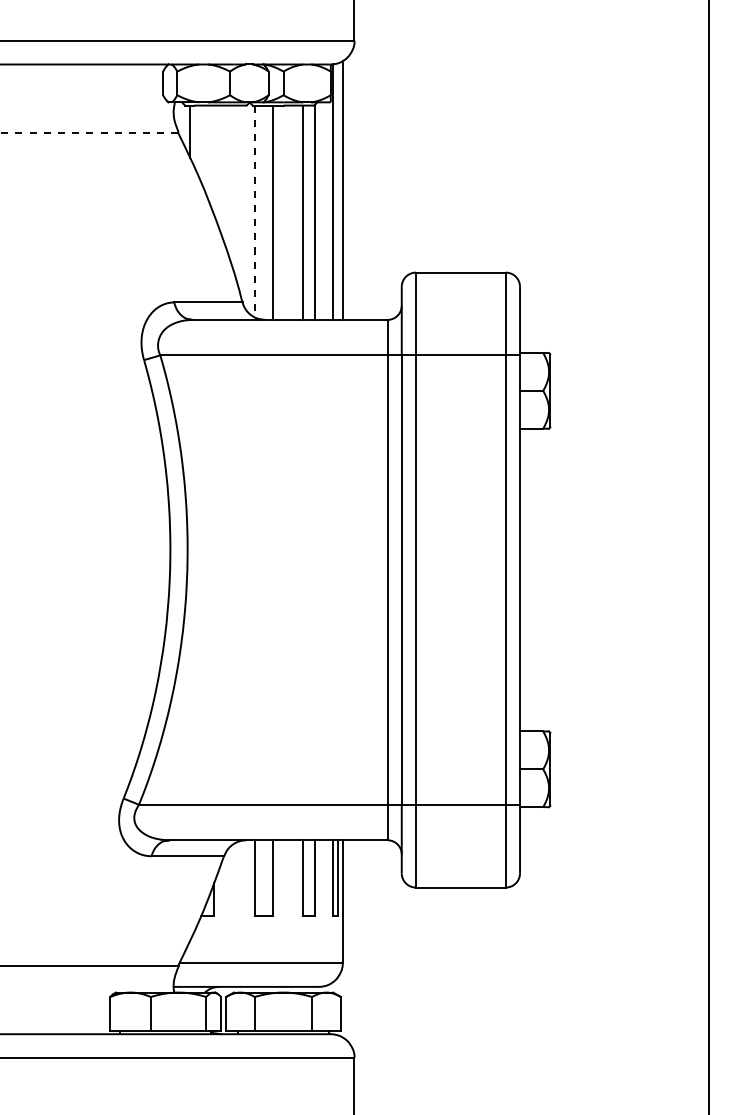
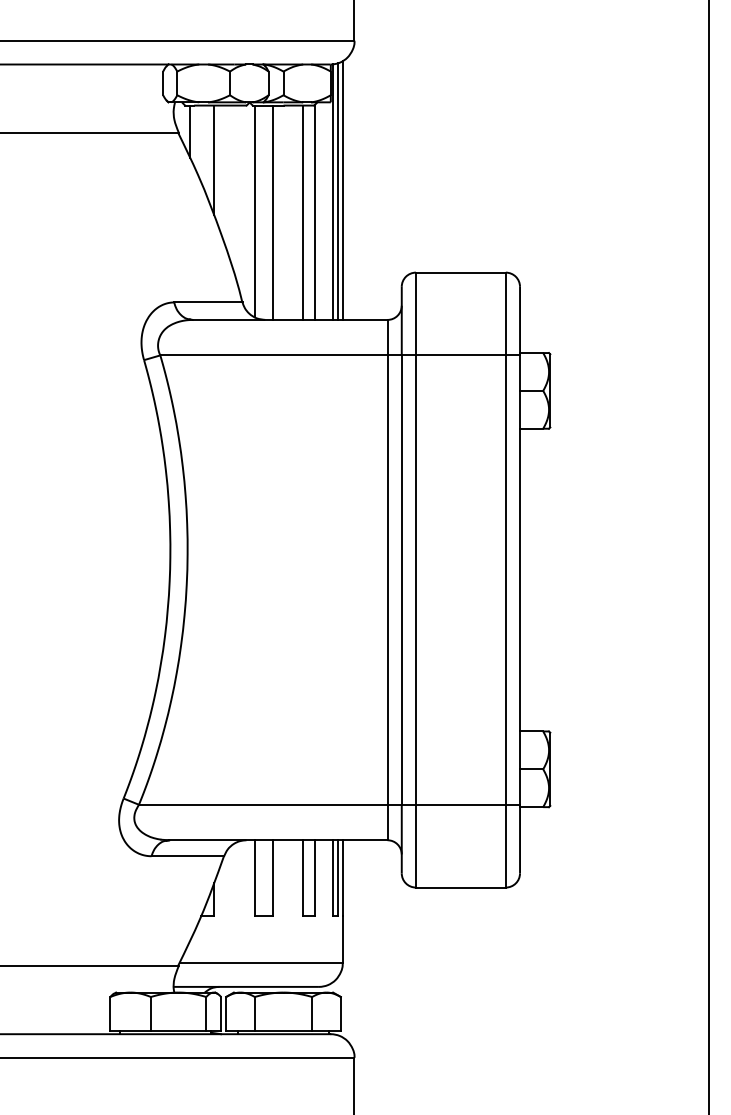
line: dashed -> solid (89, 132)
line: none -> present (213, 160)
line: none -> present (338, 191)
line: dashed -> solid (254, 211)
